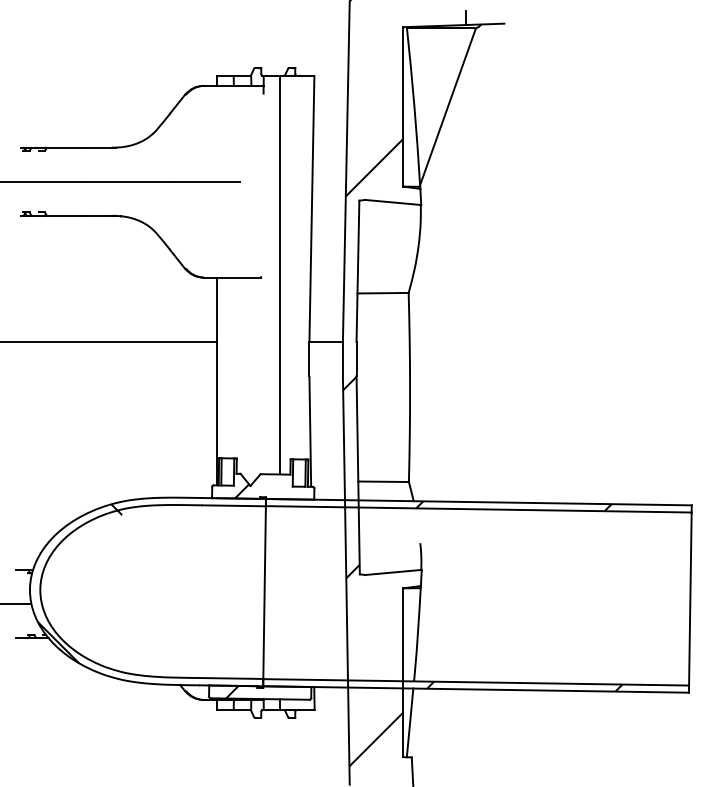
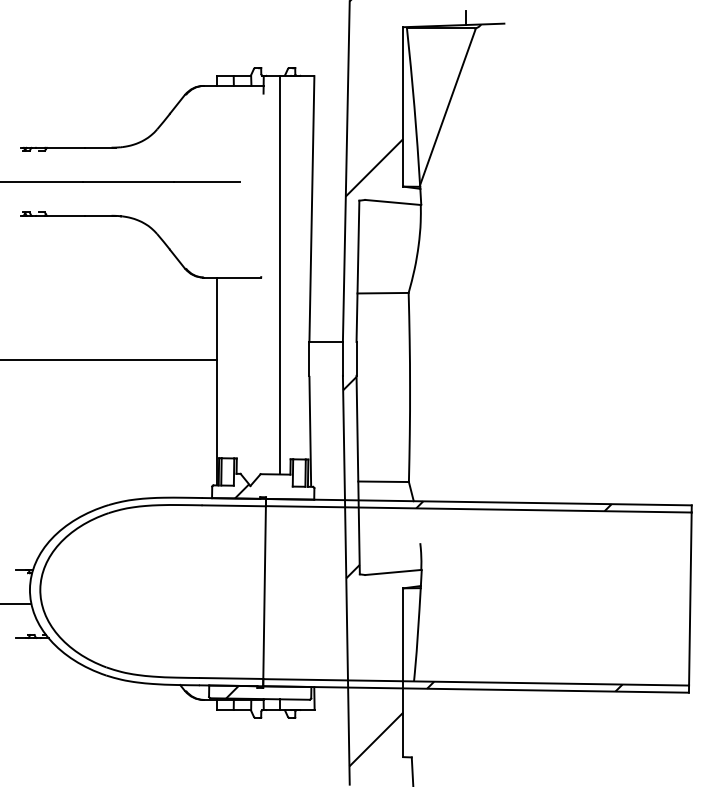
line position: (109, 341) -> (109, 359) (109, 359)
hatch: present -> none (79, 583)
line: present -> none (409, 722)
